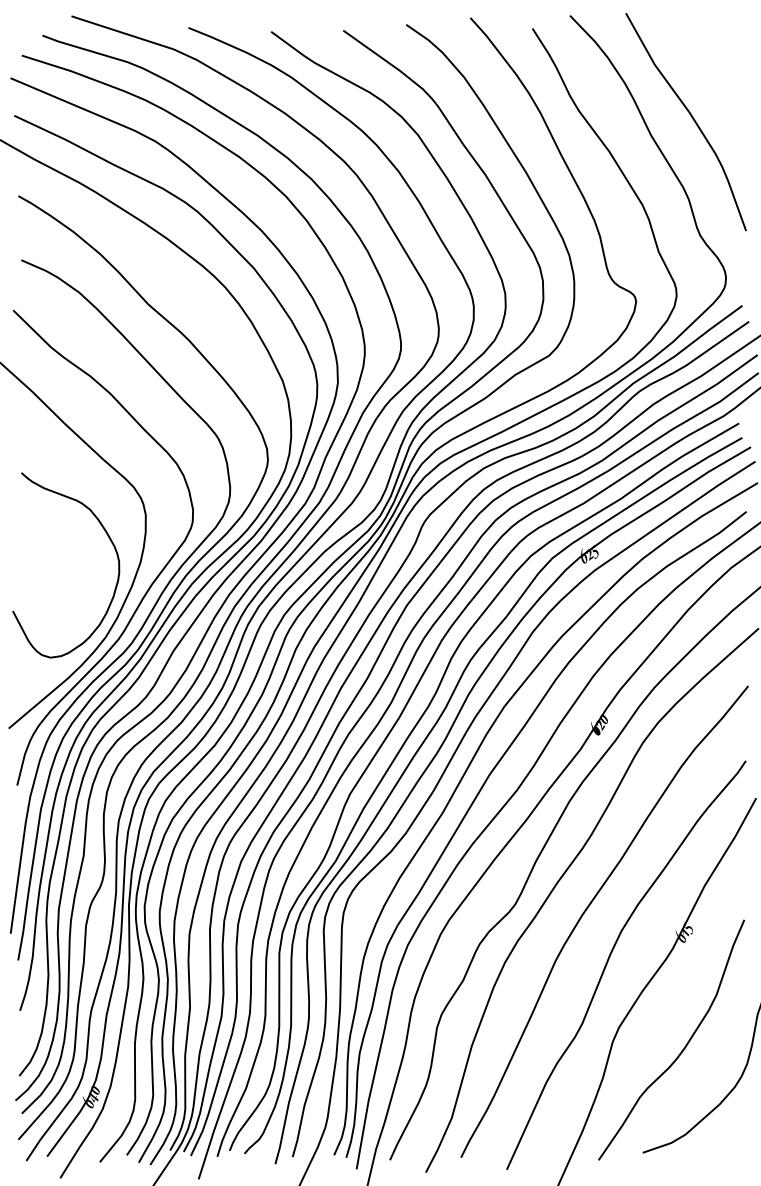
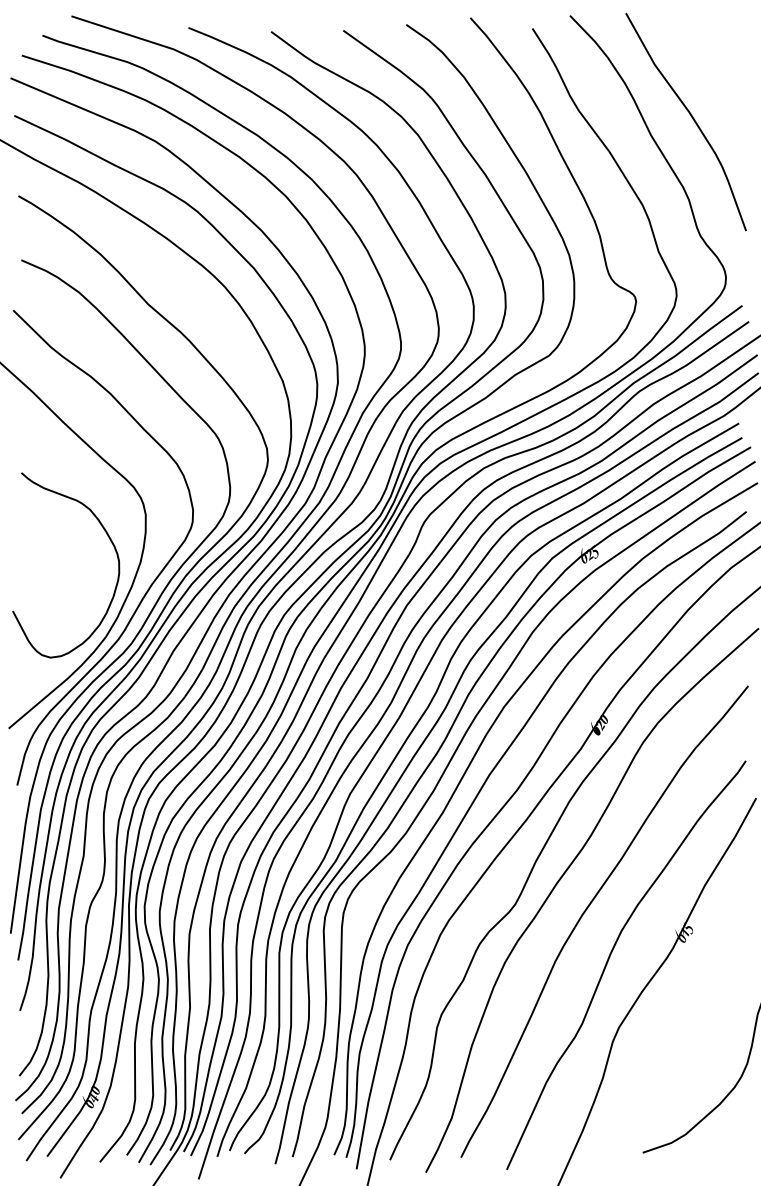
curve: present -> none (684, 1046)
